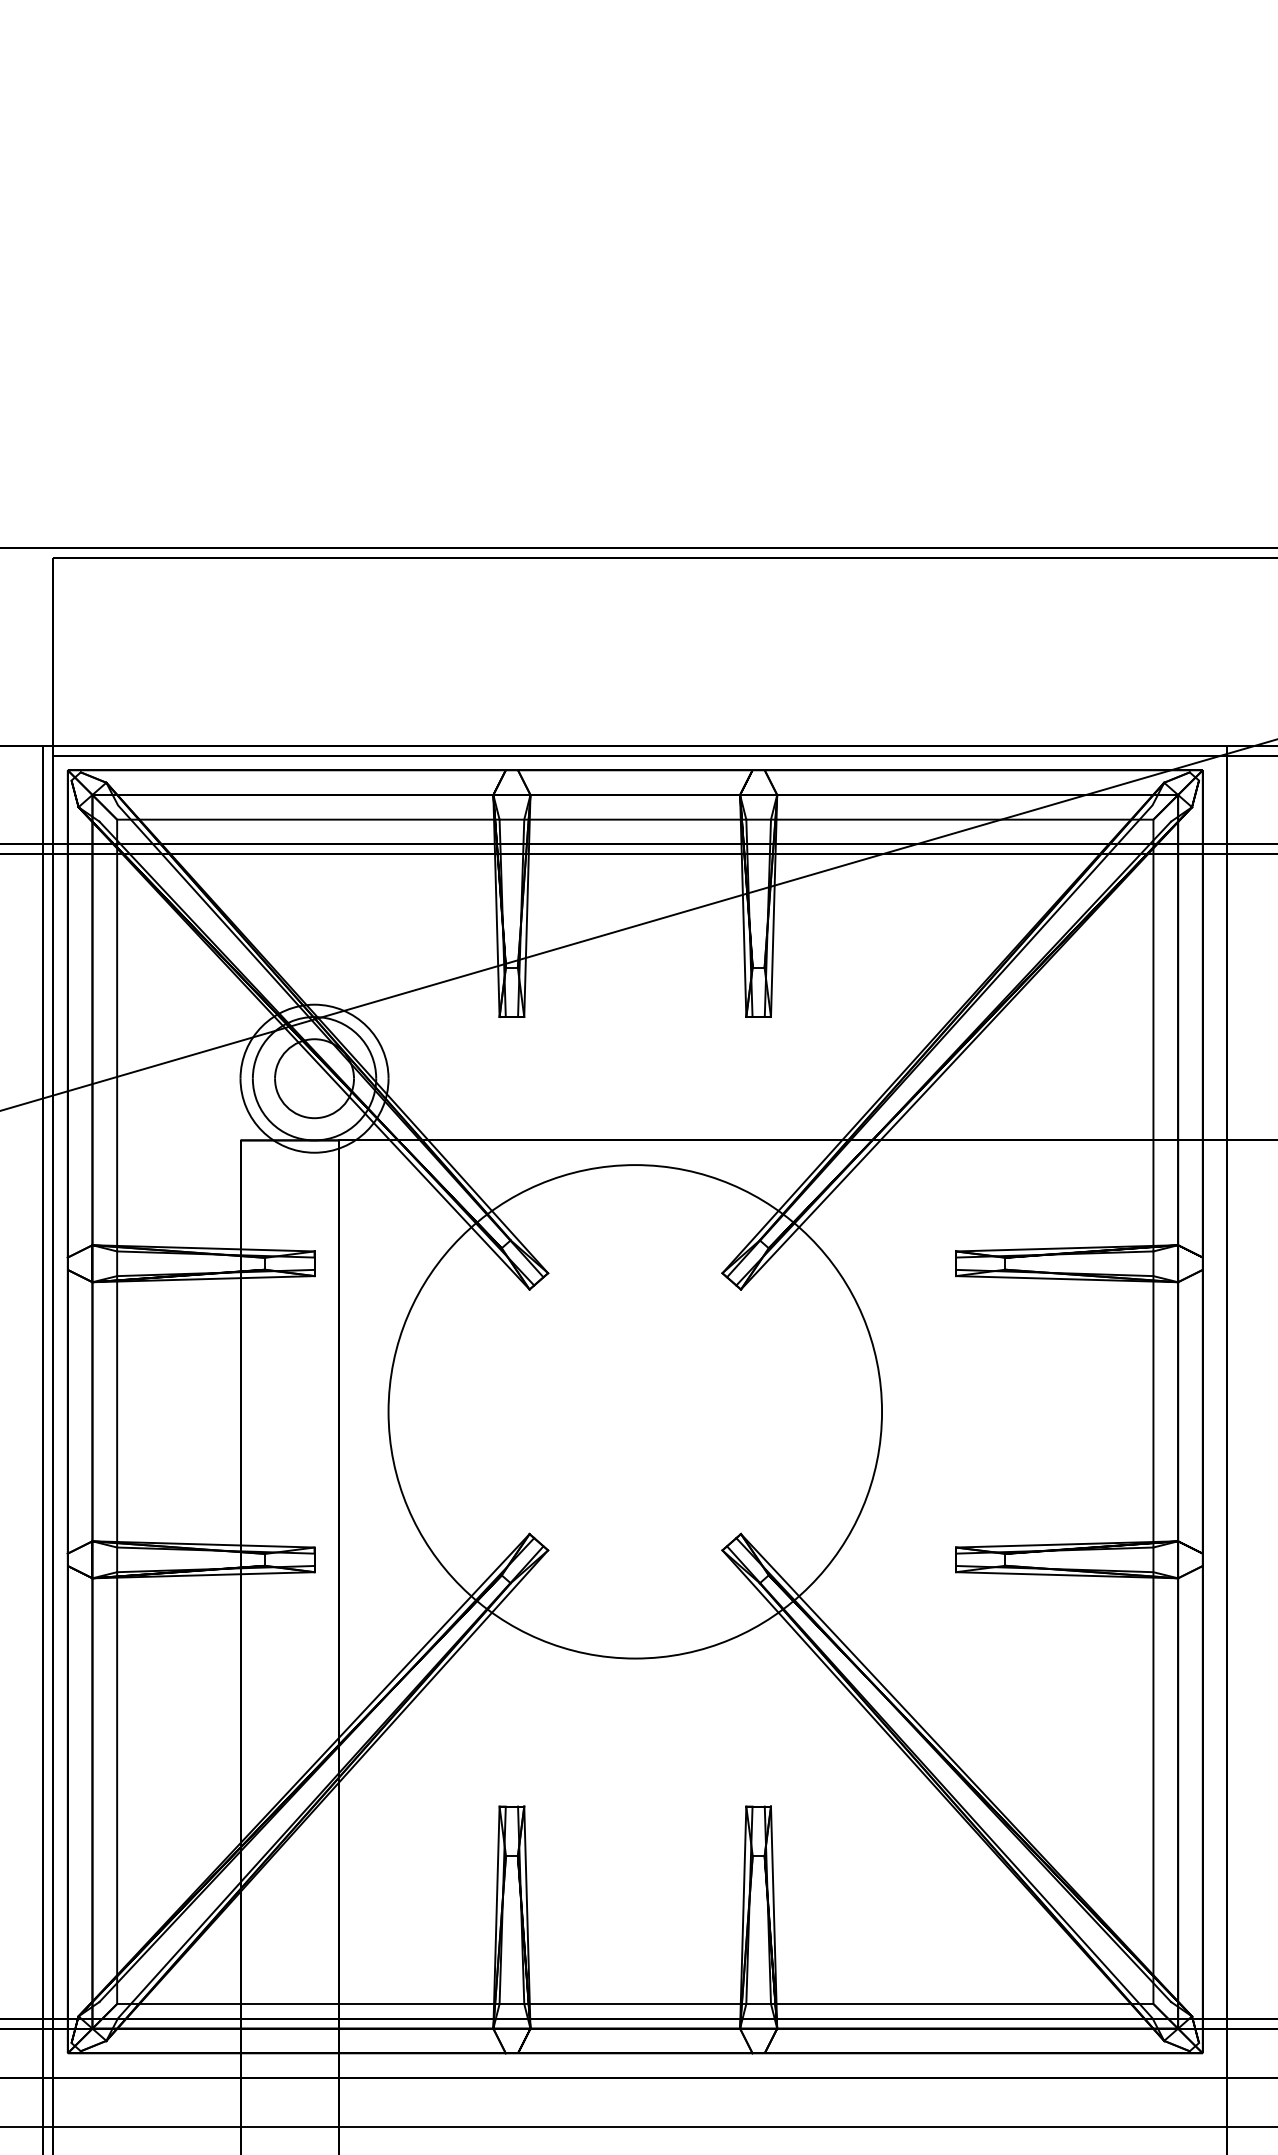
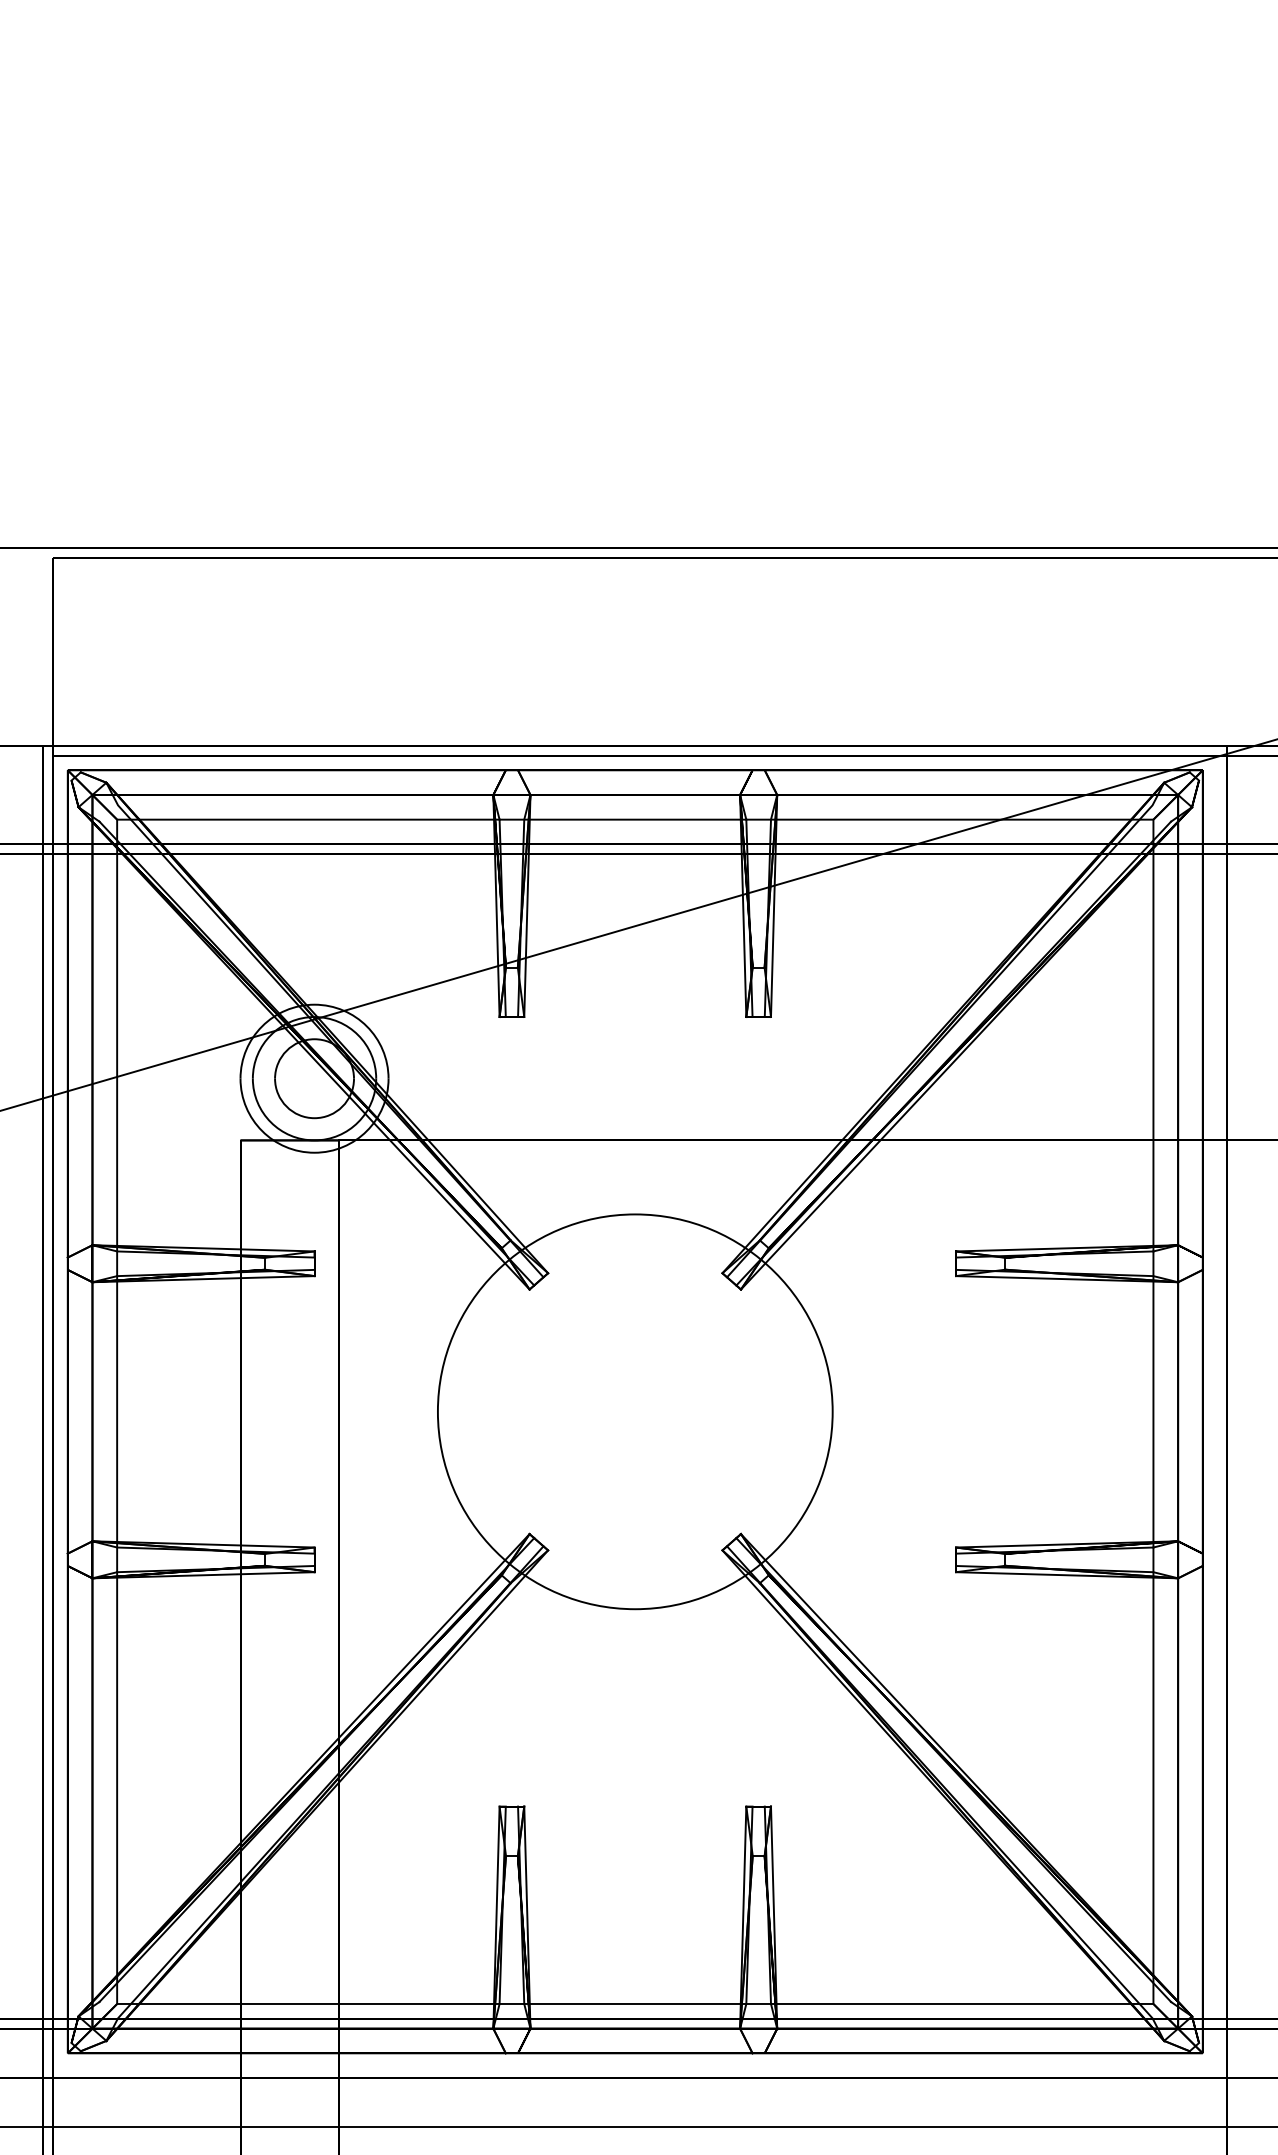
circle diameter: 493 px -> 395 px (634, 1411)
